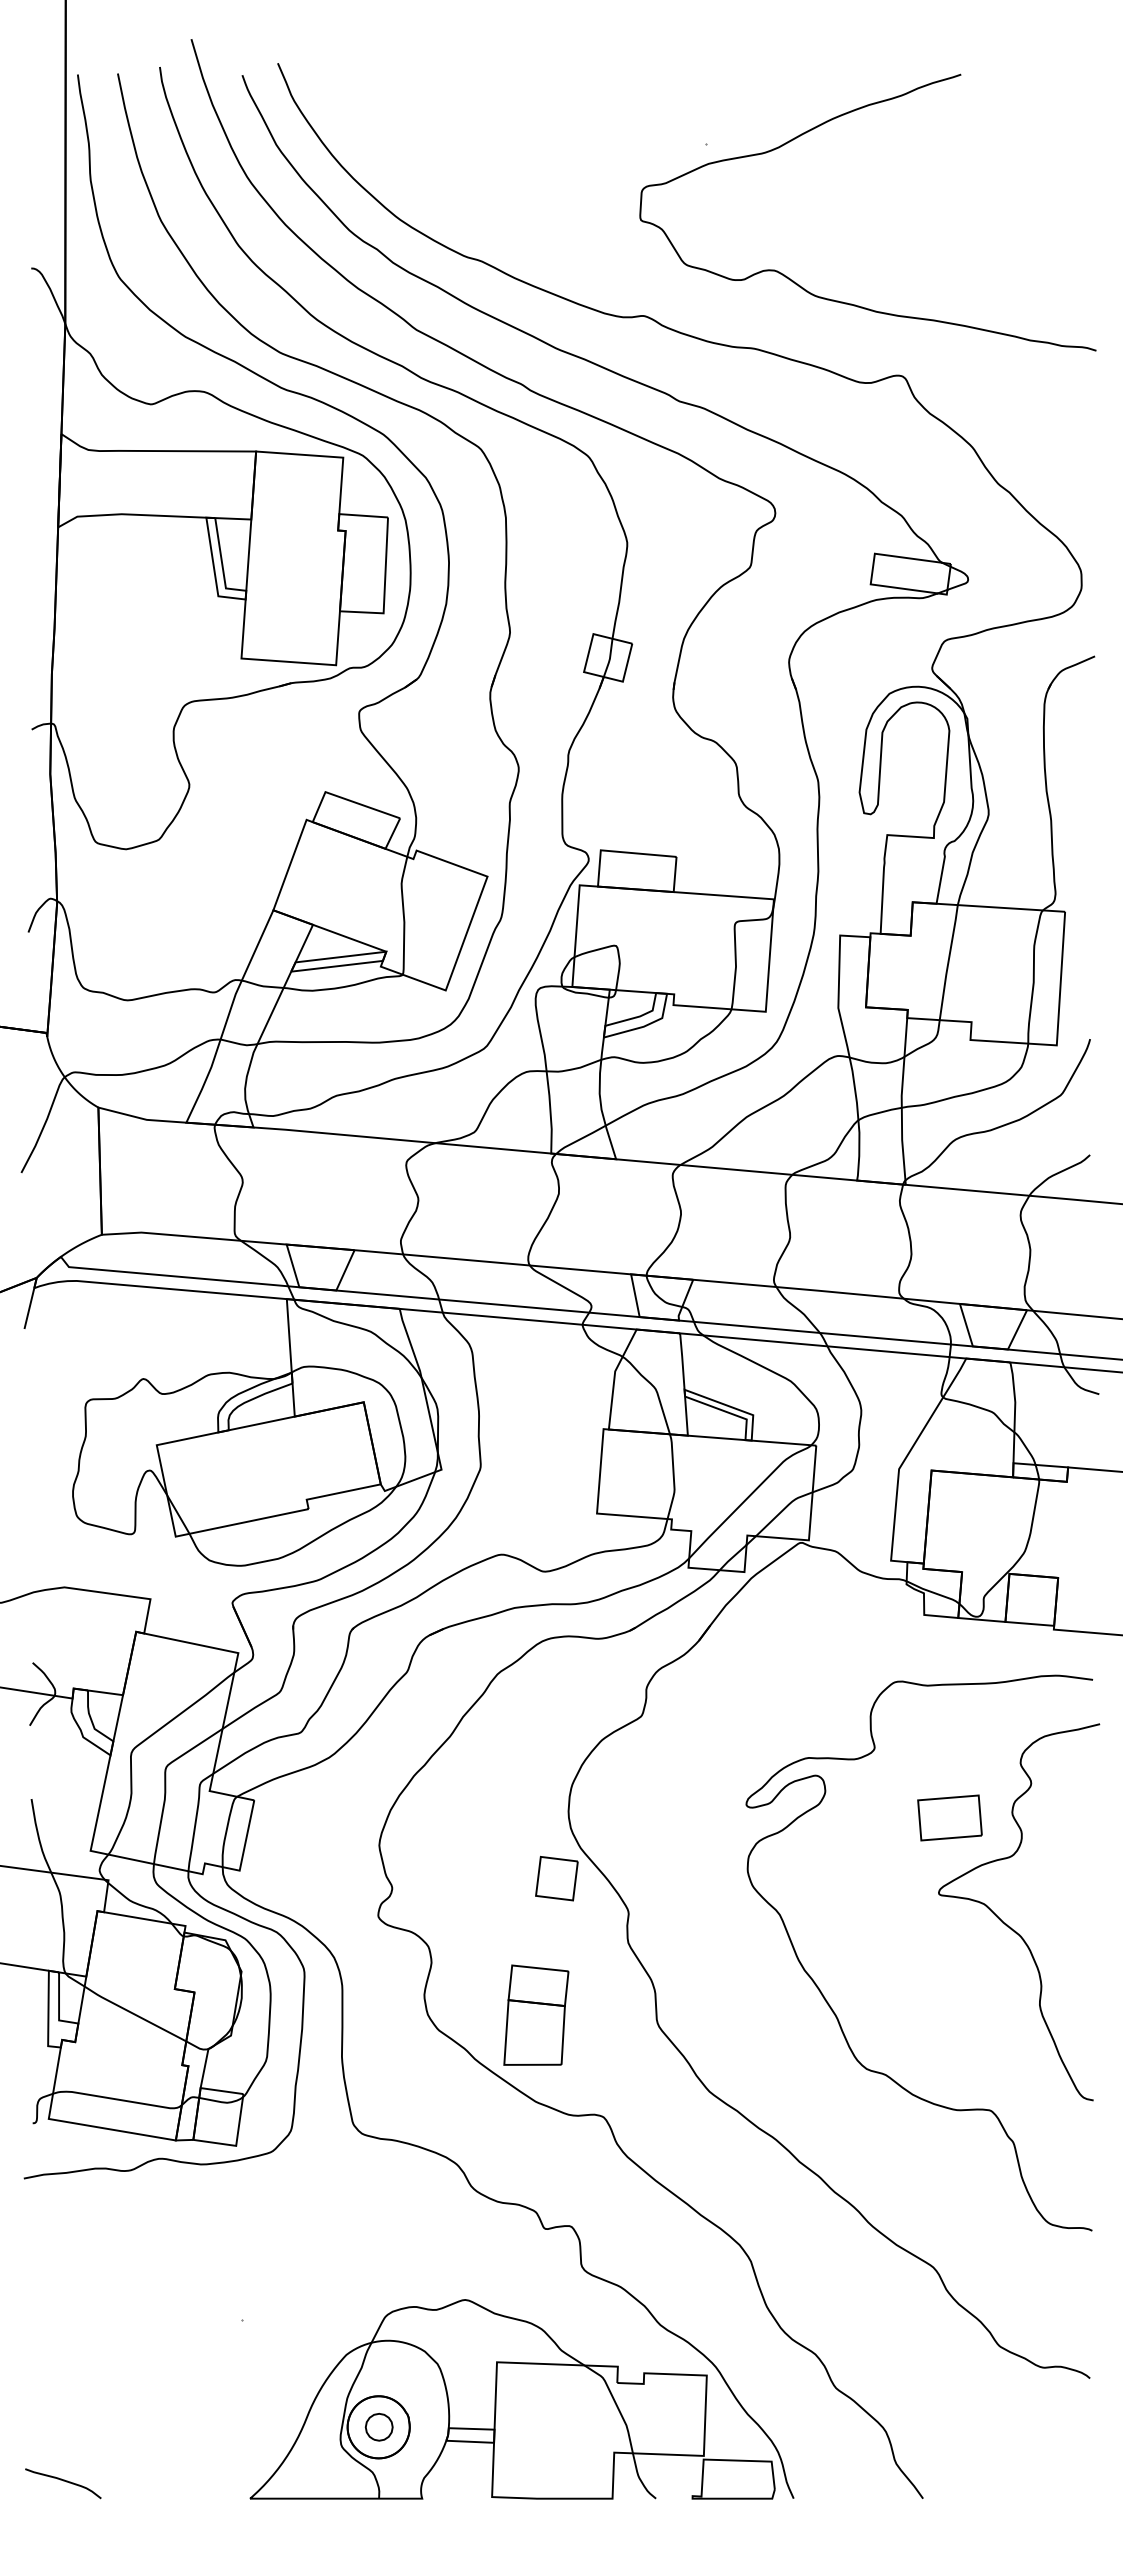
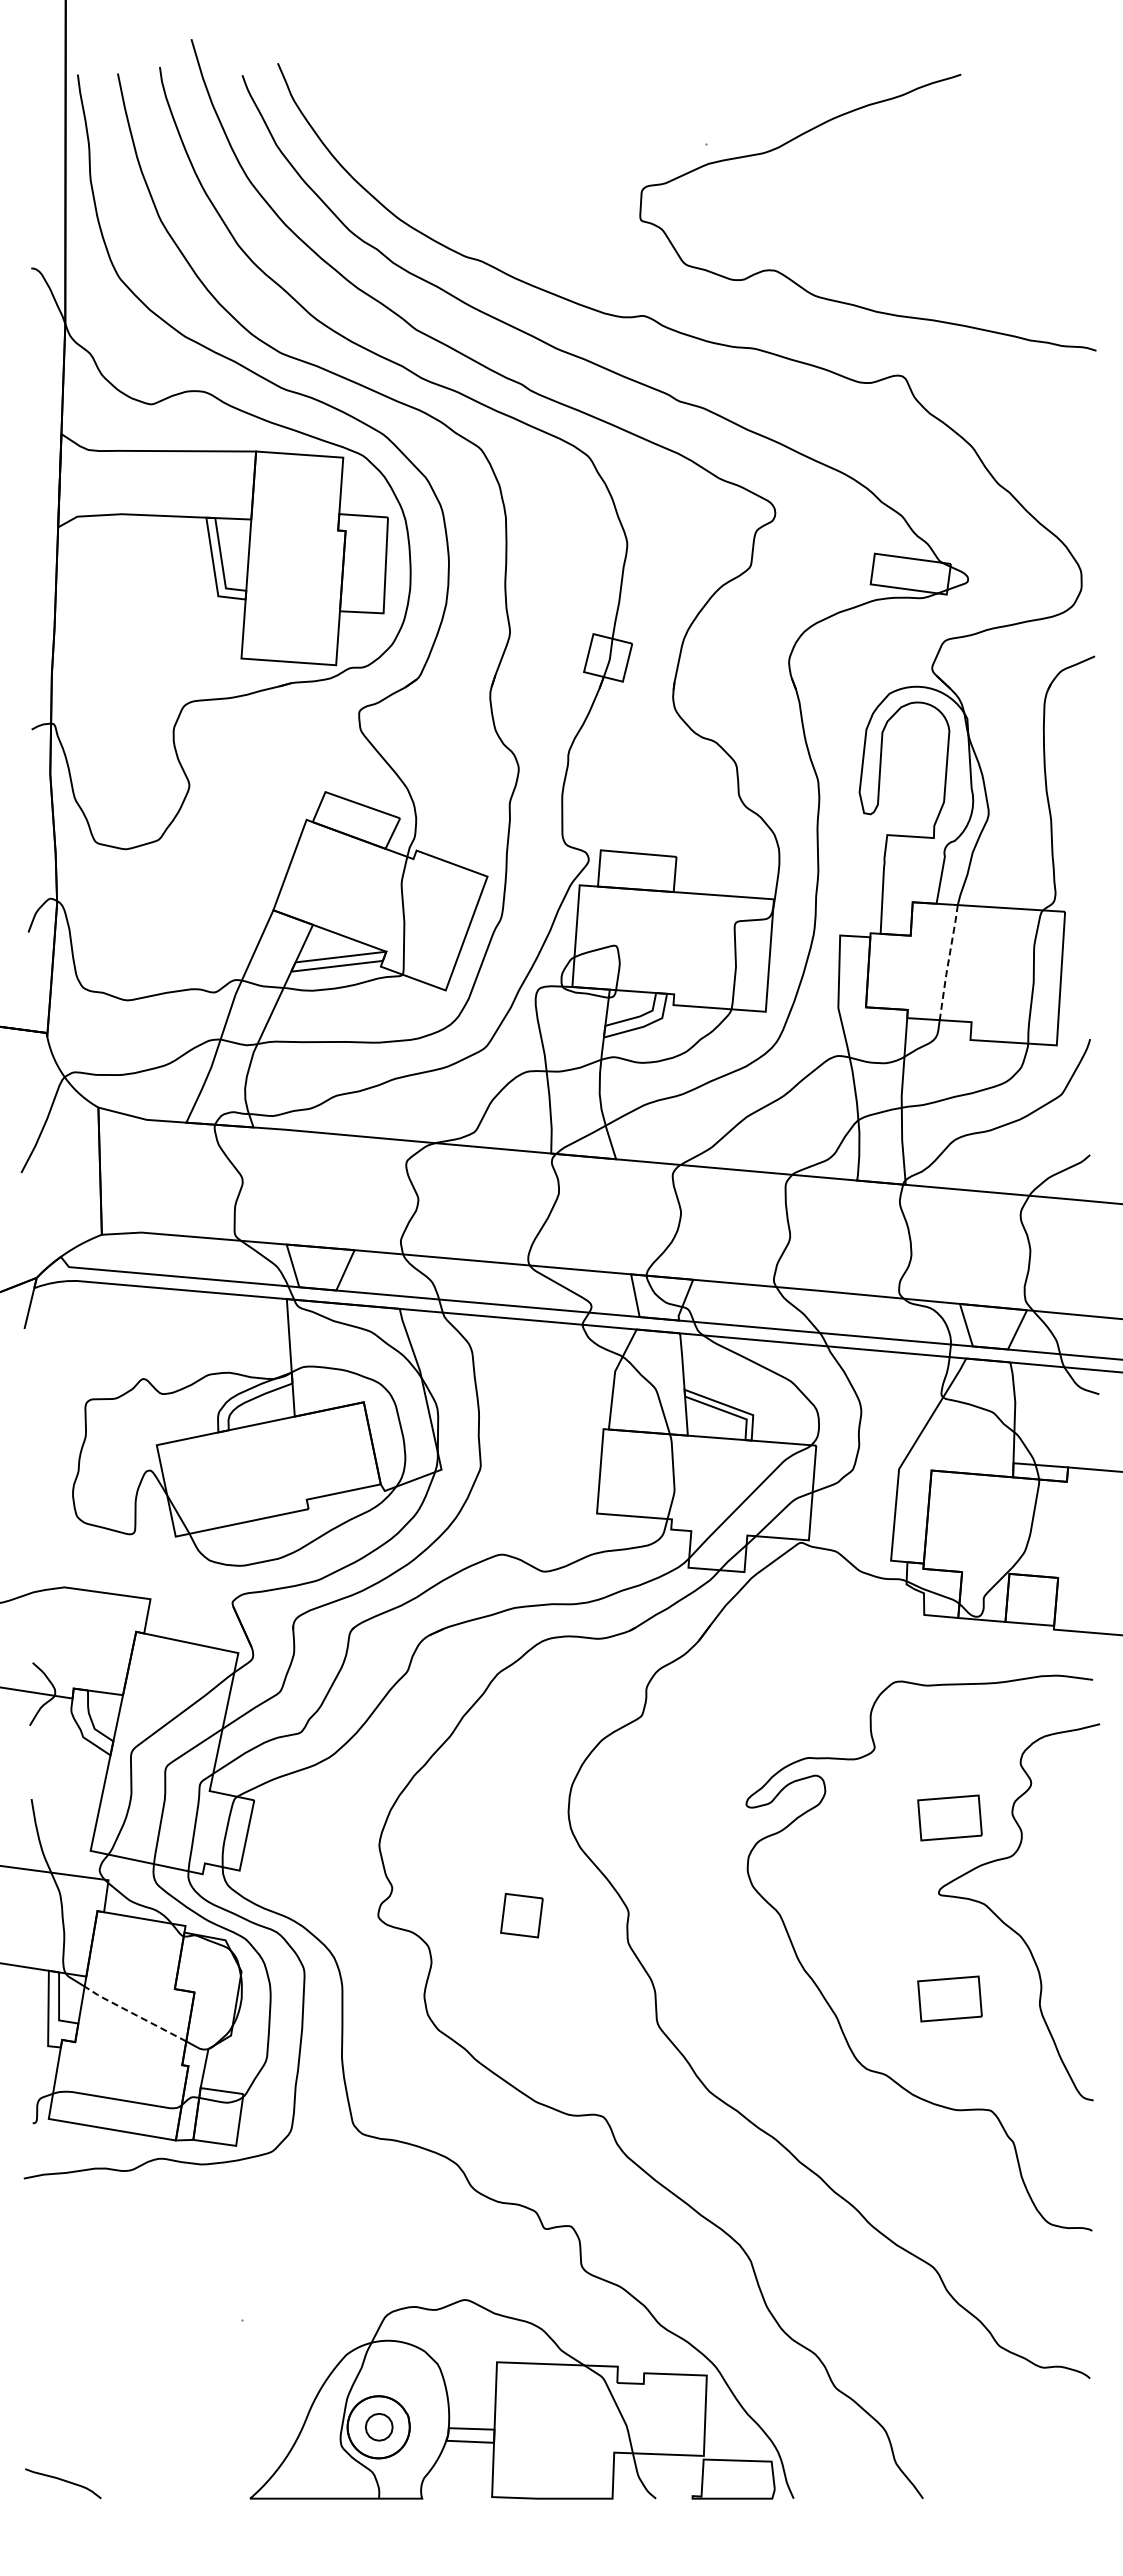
line: solid -> dashed (948, 962)
part position: (556, 1878) -> (521, 1915) (521, 1915)
part: none -> present (949, 1998)
line: solid -> dashed (133, 2013)
part: present -> none (536, 2014)
